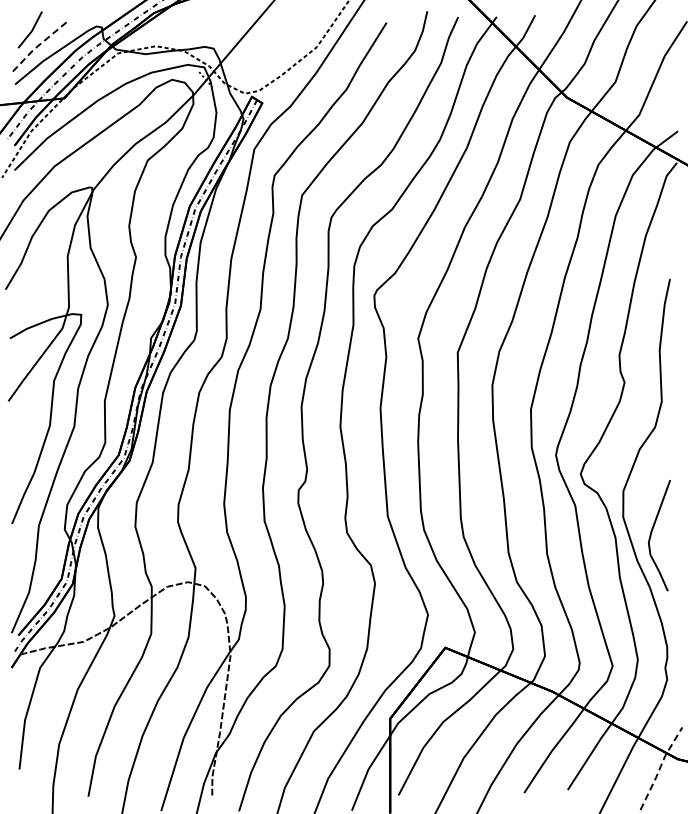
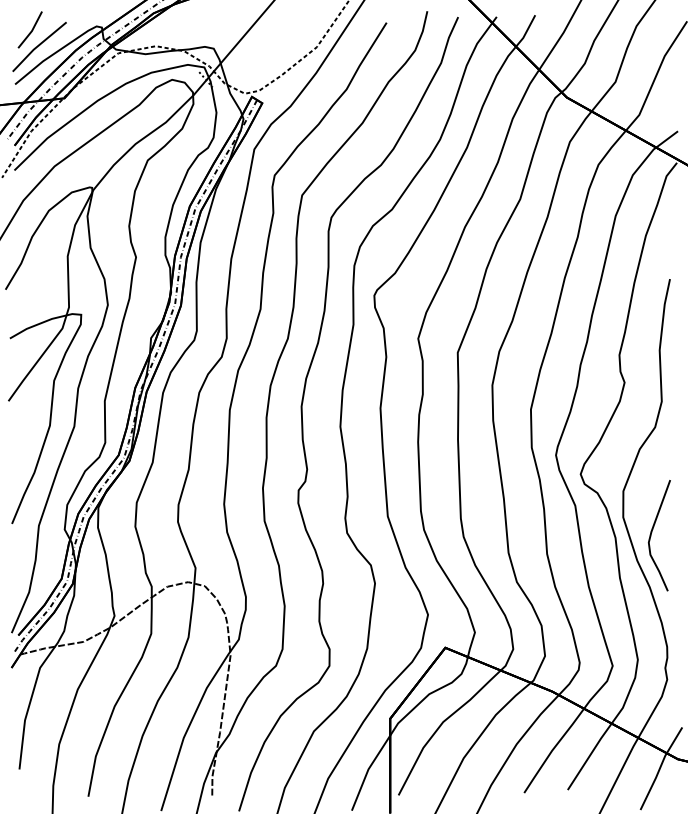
line: dashed -> solid (37, 46)
line: dashed -> solid (660, 767)
